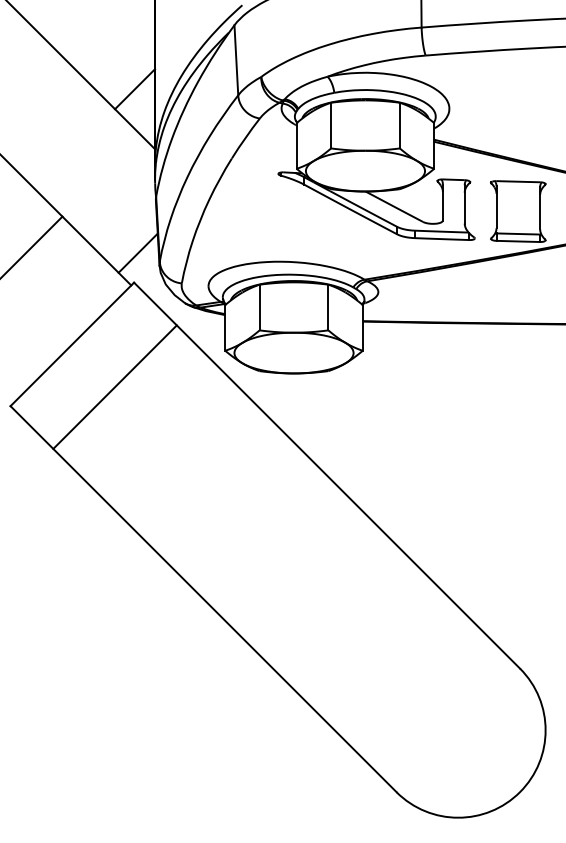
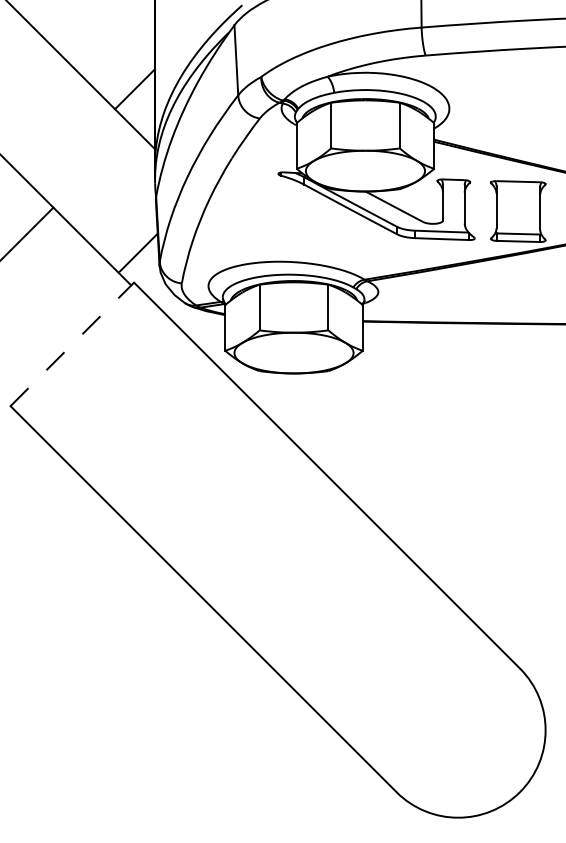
line position: (32, 246) -> (27, 232) (27, 232)
line: solid -> dashed (72, 344)
line: present -> none (114, 386)
